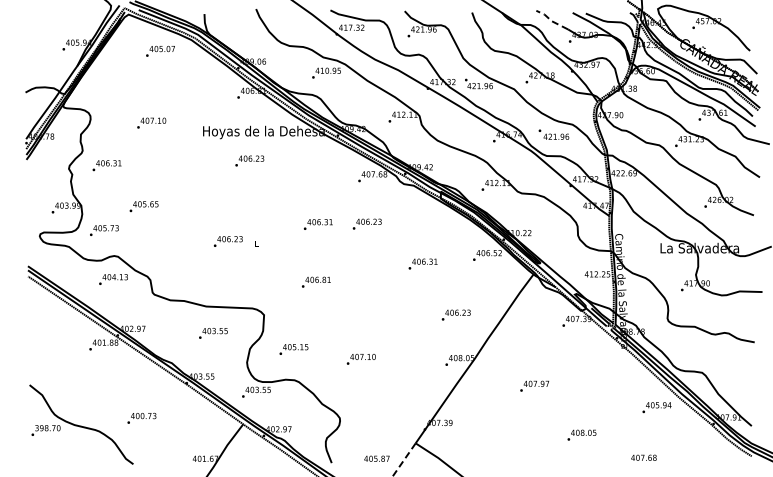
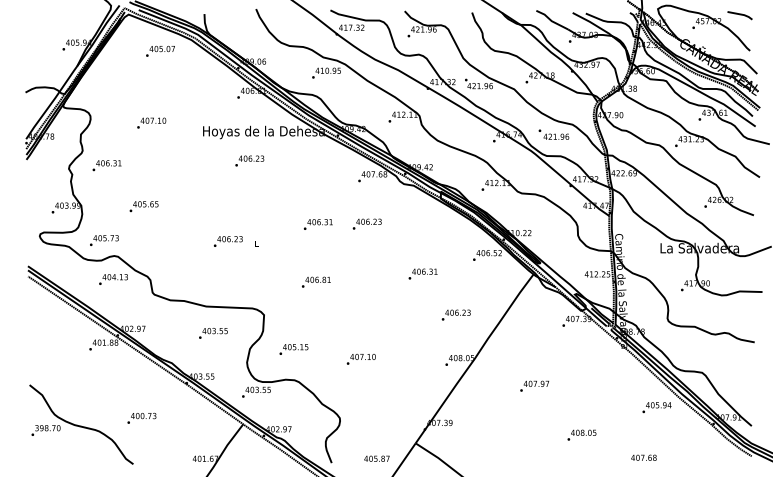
line: none -> present (739, 15)
line: dashed -> solid (551, 20)
text position: (104, 230) -> (104, 240) (104, 240)
text position: (422, 263) -> (422, 273) (422, 273)
line: dashed -> solid (403, 460)
